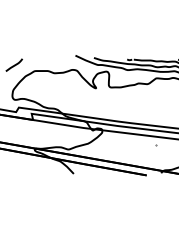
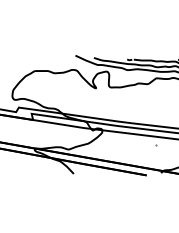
line: present -> none (14, 64)
